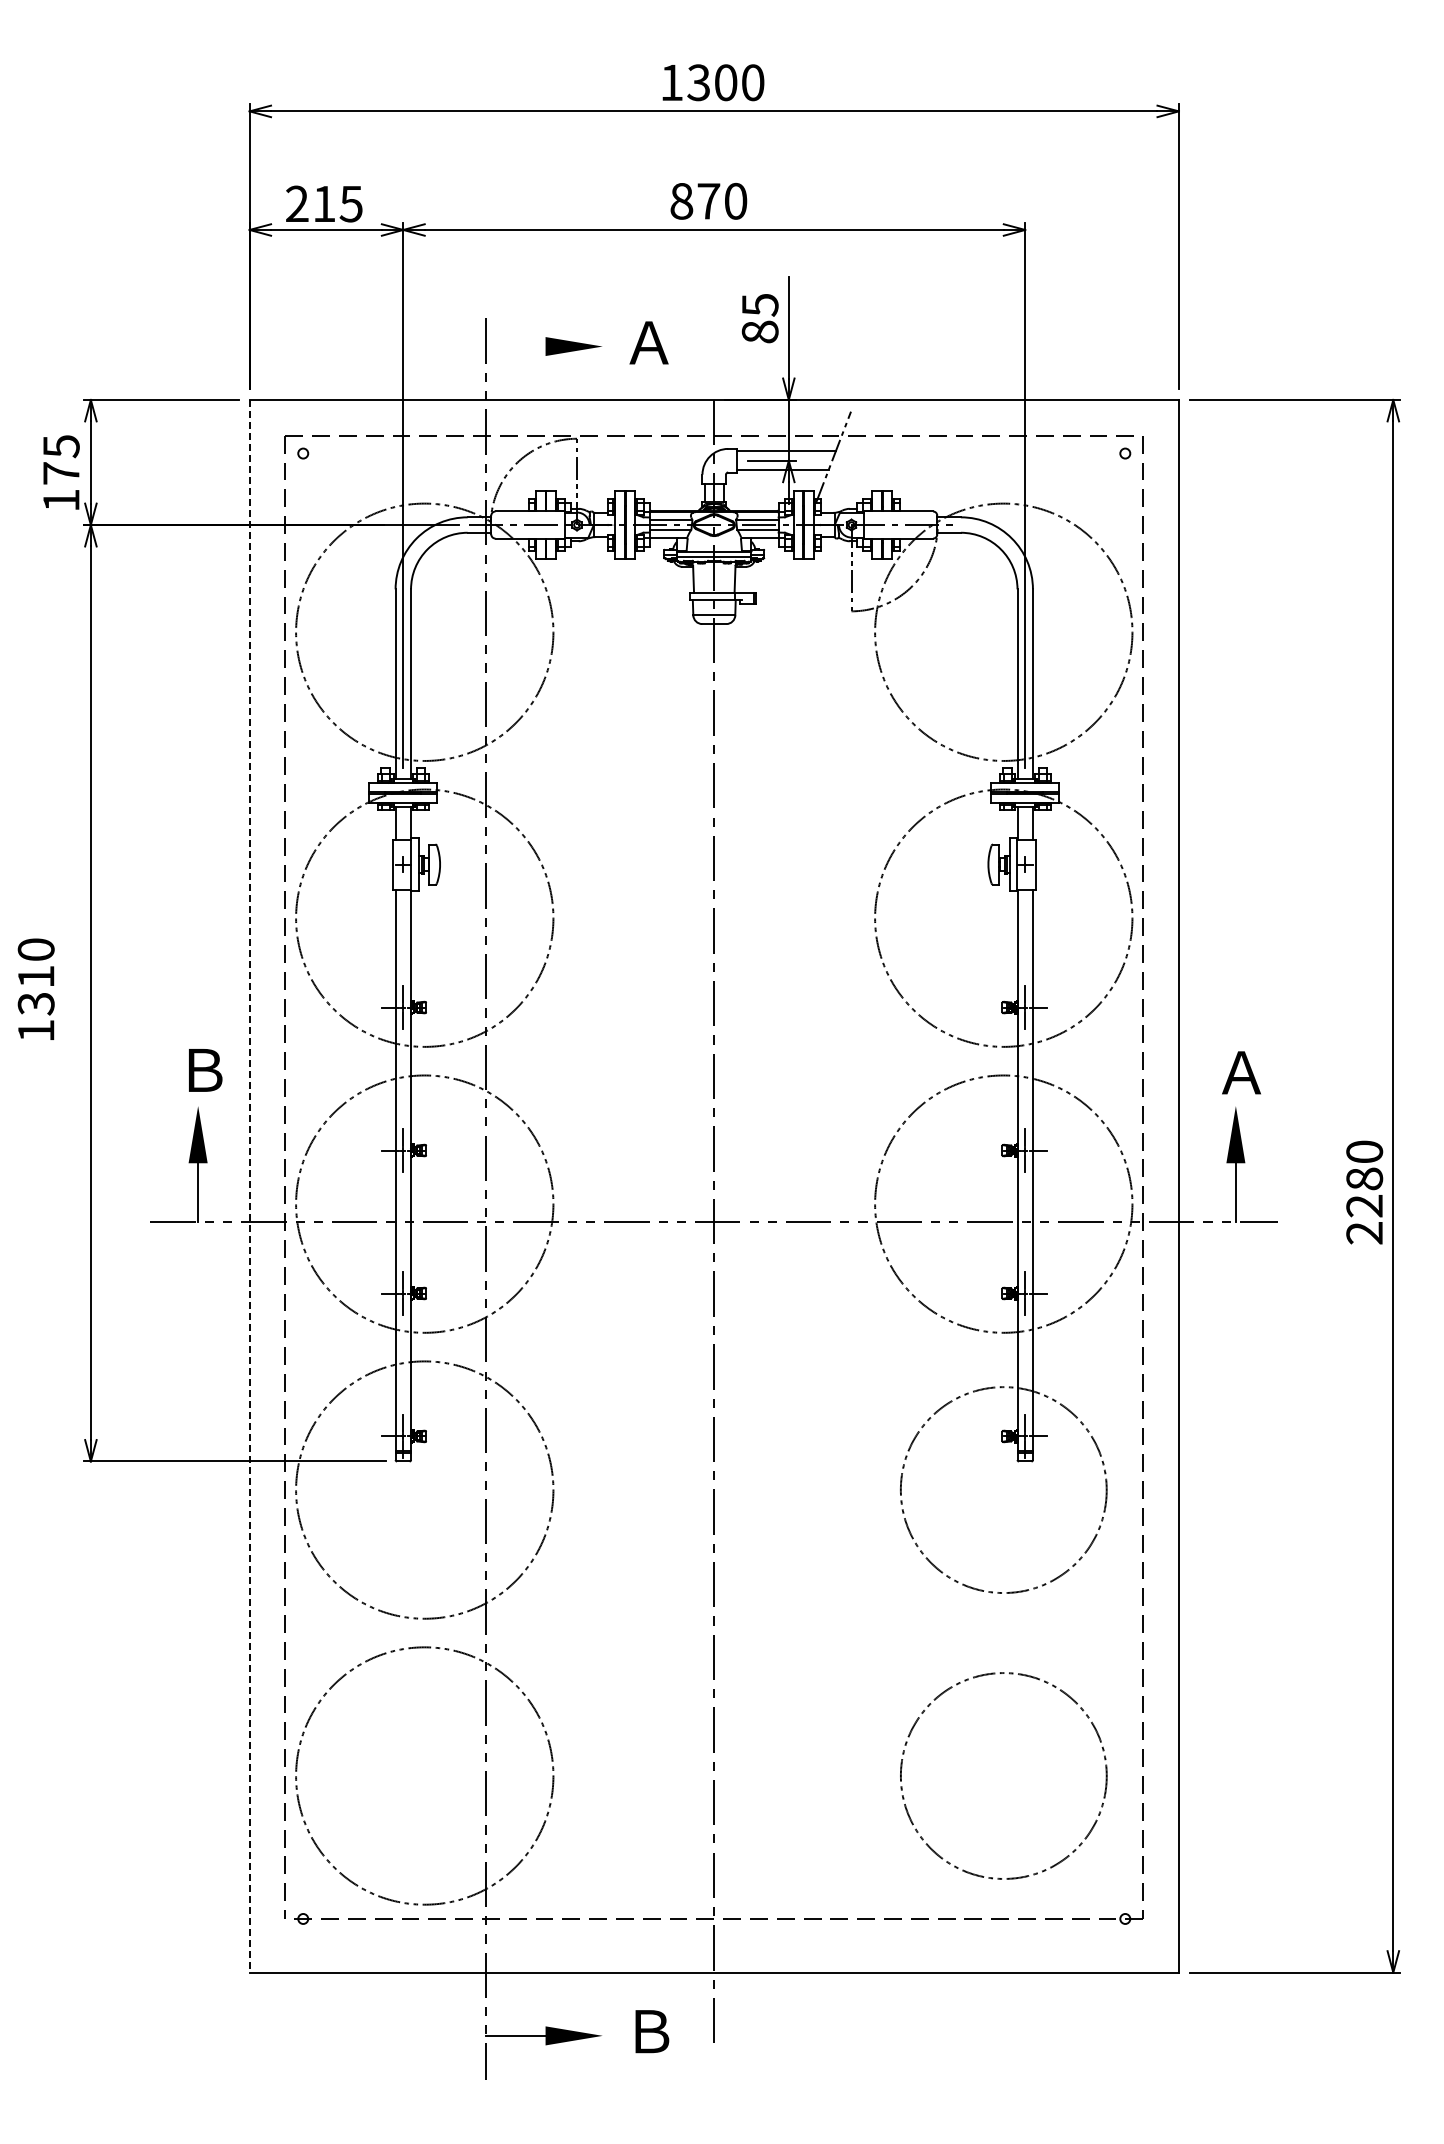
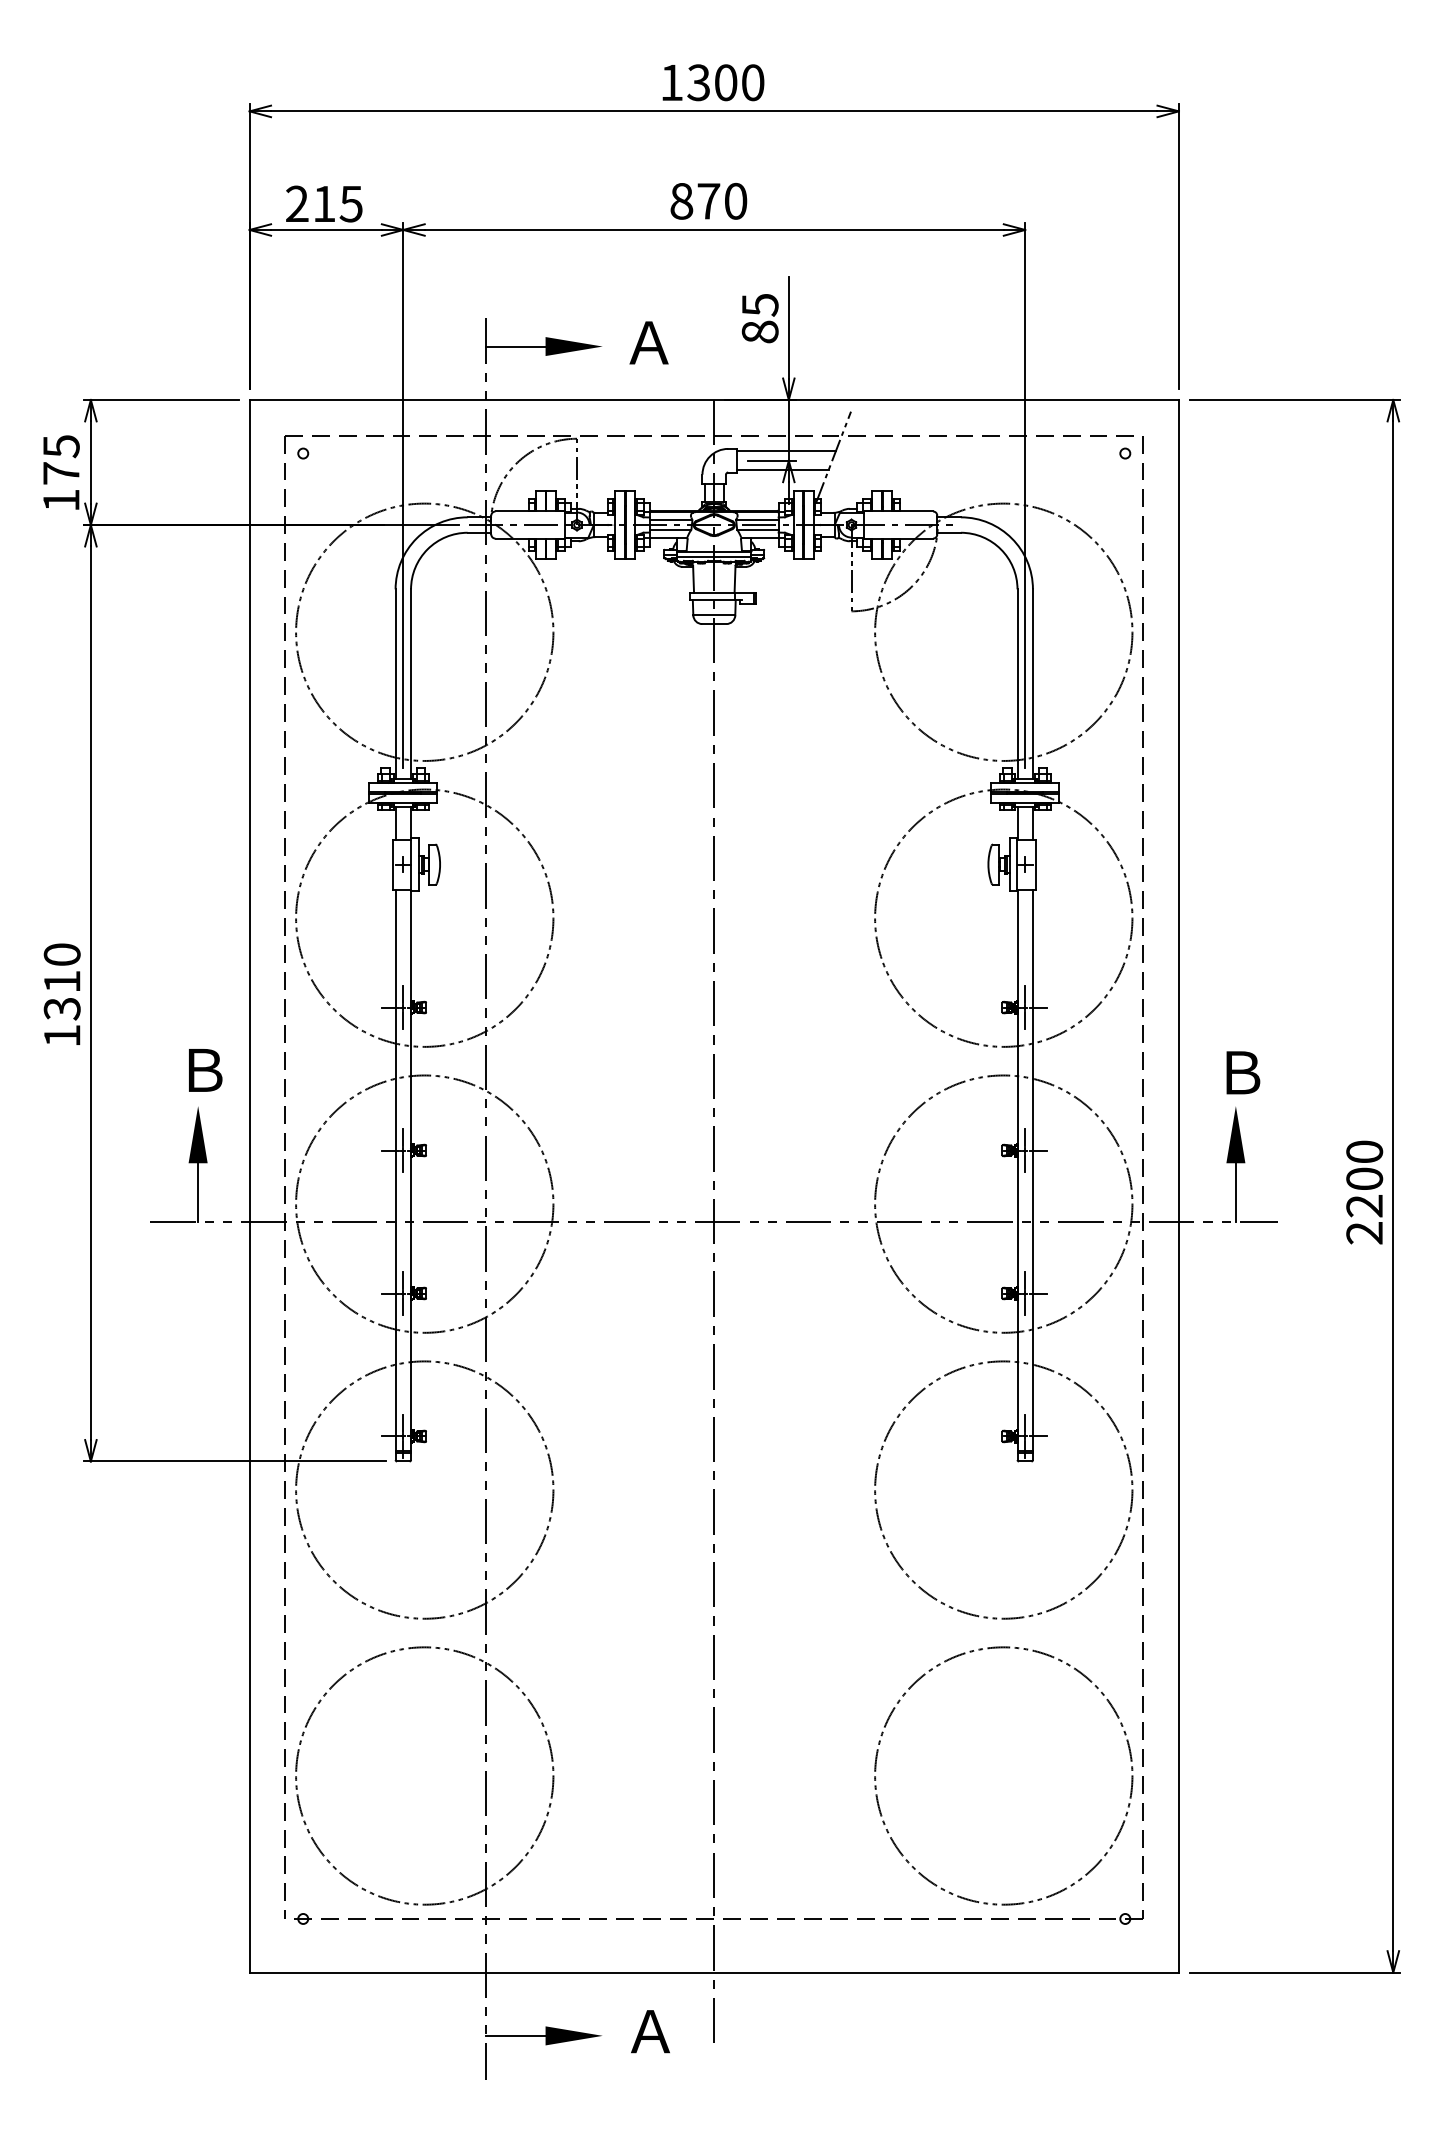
line: none -> present (515, 346)
text position: (35, 988) -> (61, 993) (61, 993)
text: Ａ -> Ｂ (1241, 1072)
text: 2280 -> 2200 (1364, 1178)
line: dashed -> solid (249, 1186)
circle diameter: 206 px -> 257 px (1003, 1489)
circle size: 208x208 px -> 260x260 px (1003, 1775)
text: Ｂ -> Ａ (650, 2031)
